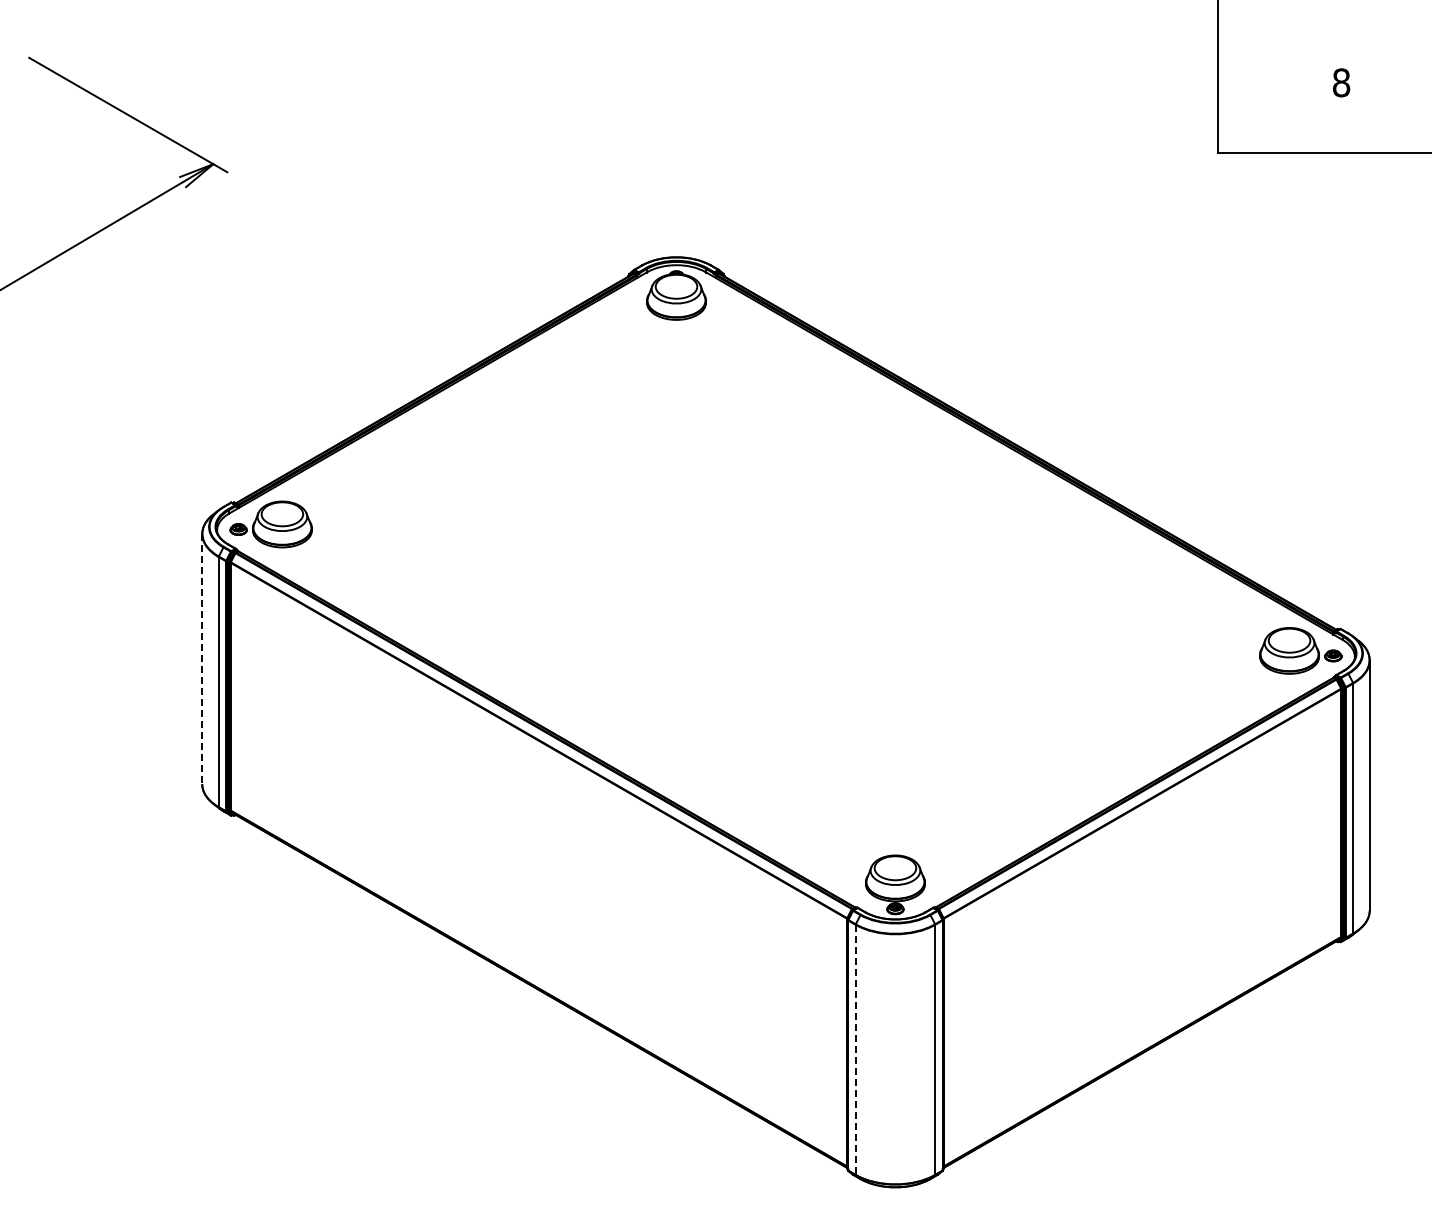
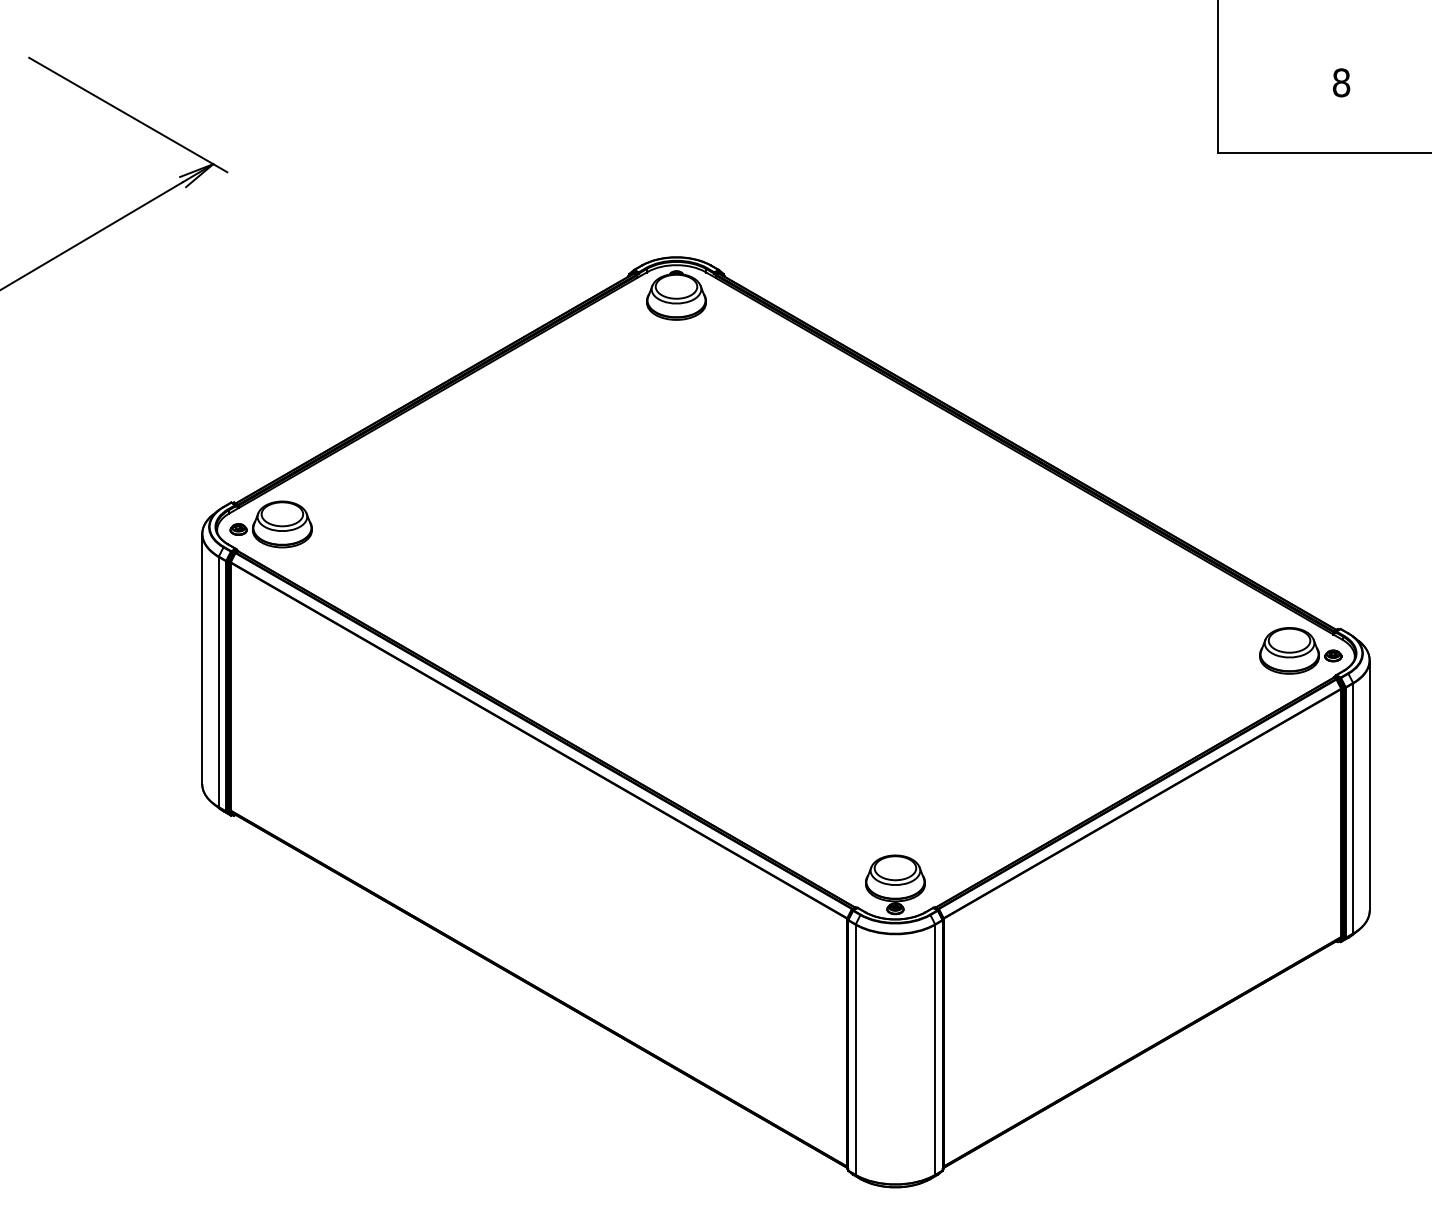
line: dashed -> solid (202, 659)
line: dashed -> solid (855, 1050)
